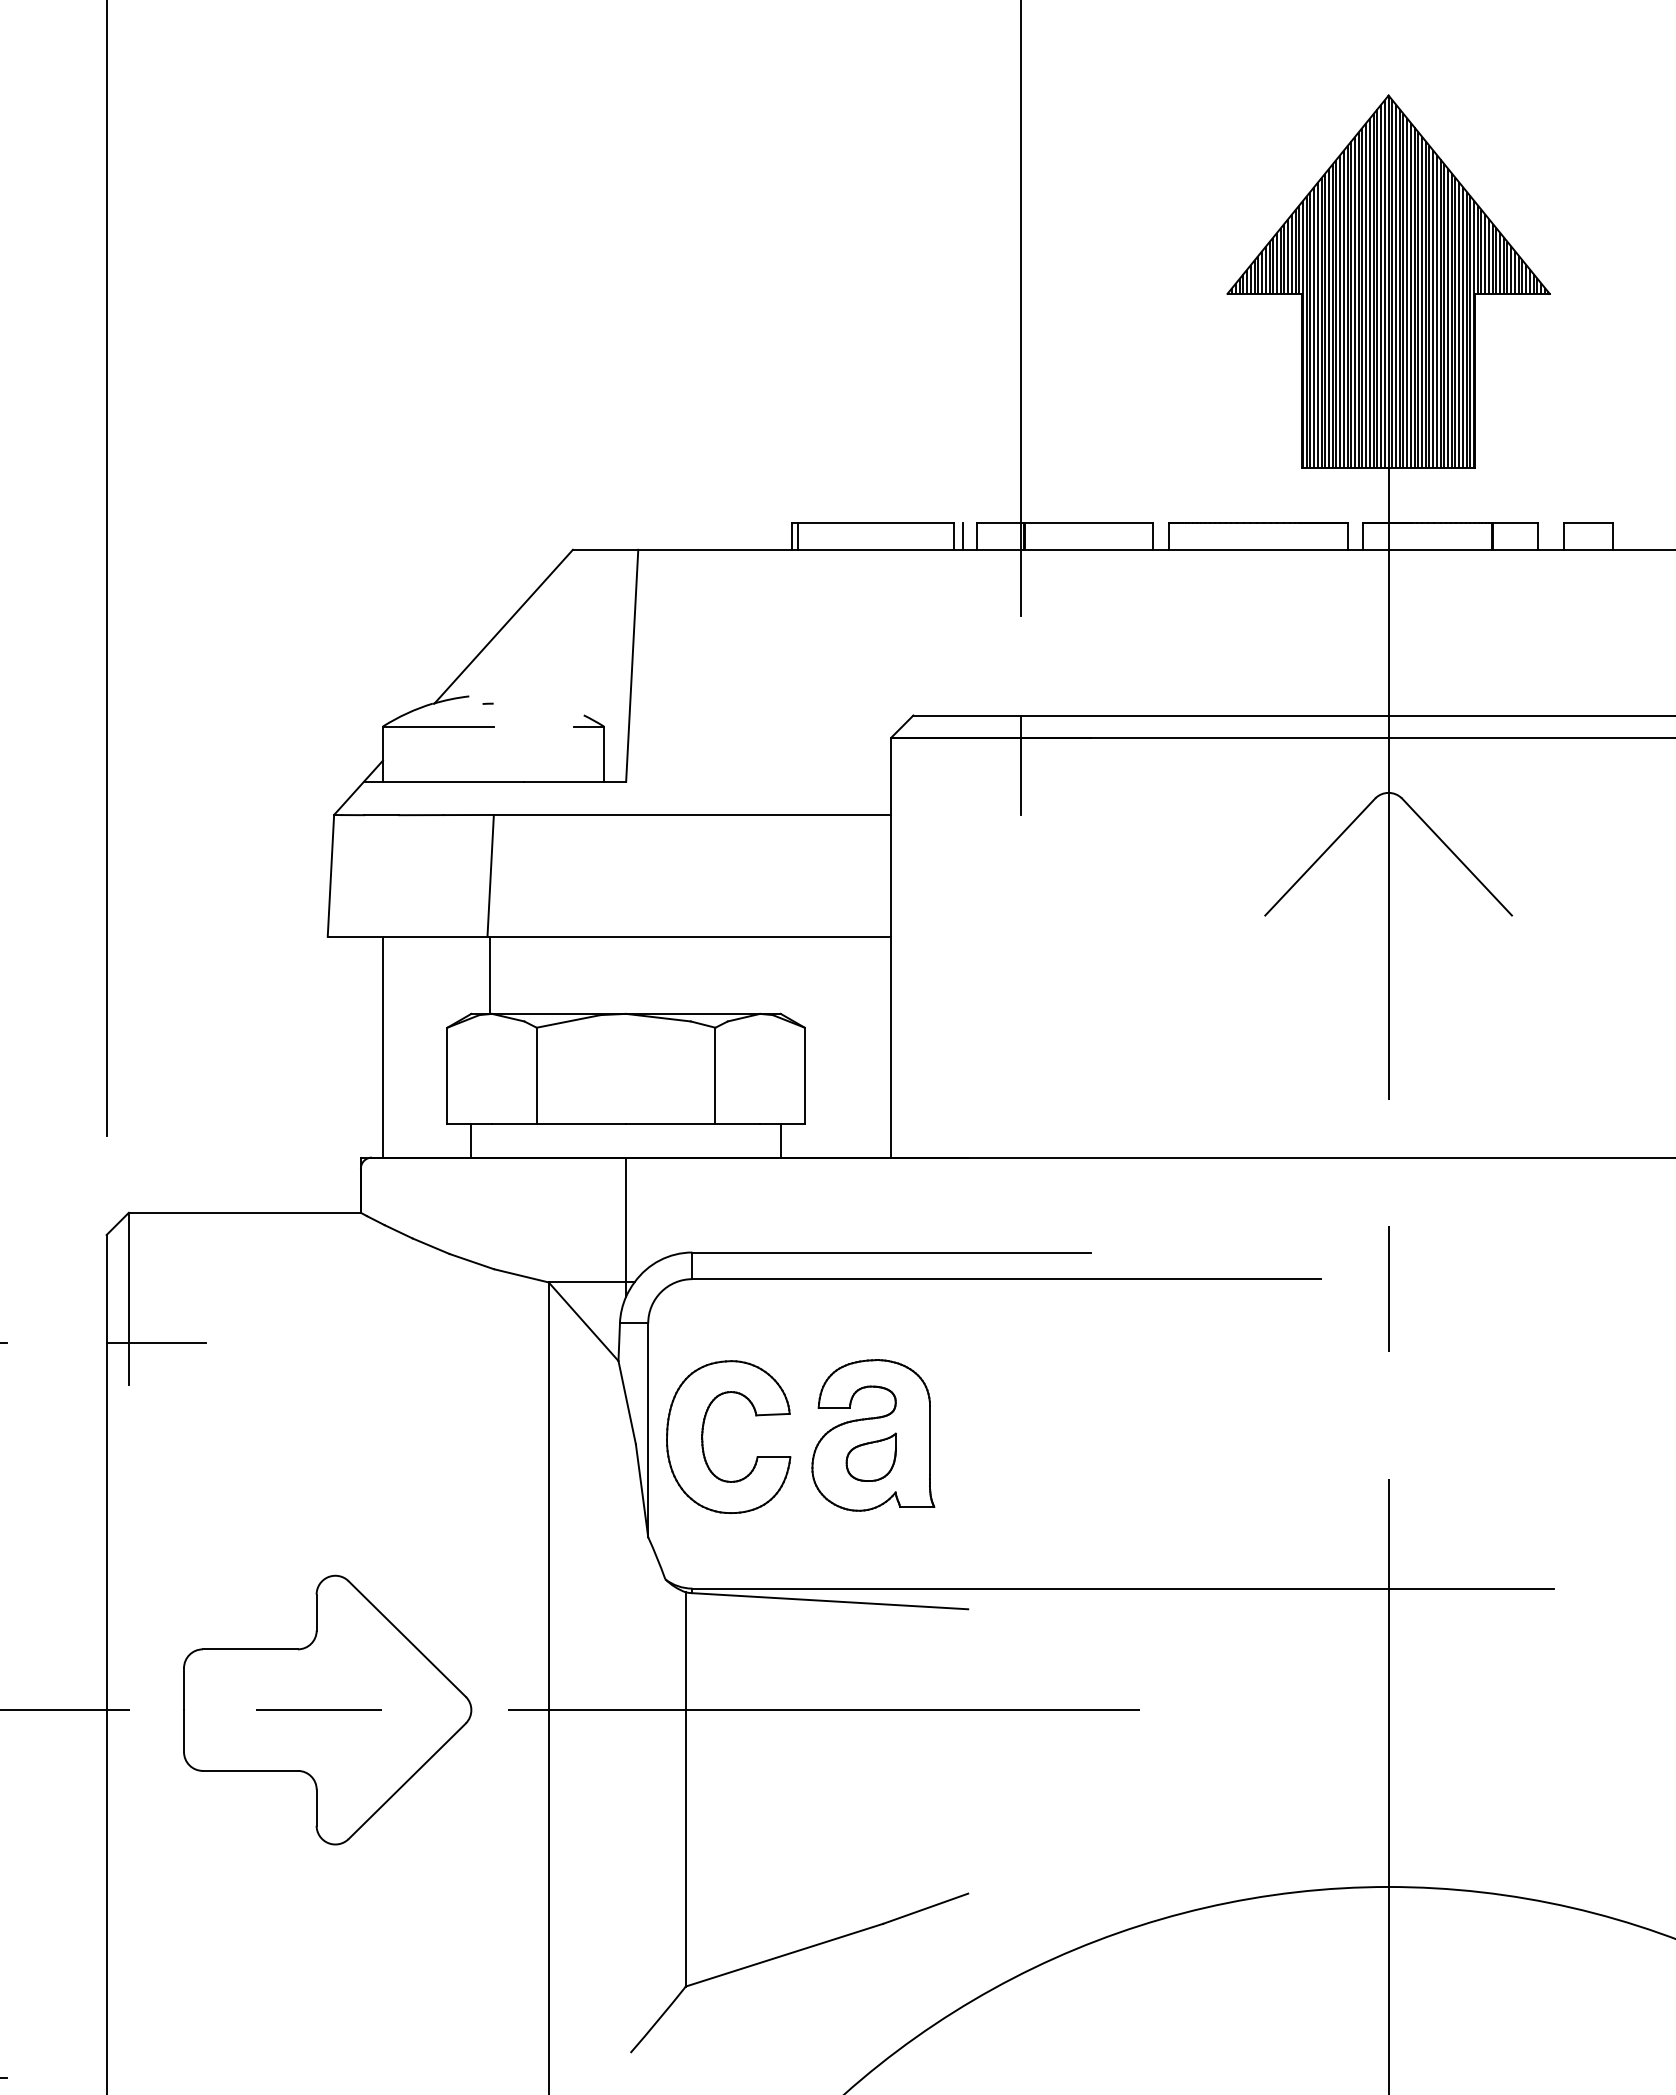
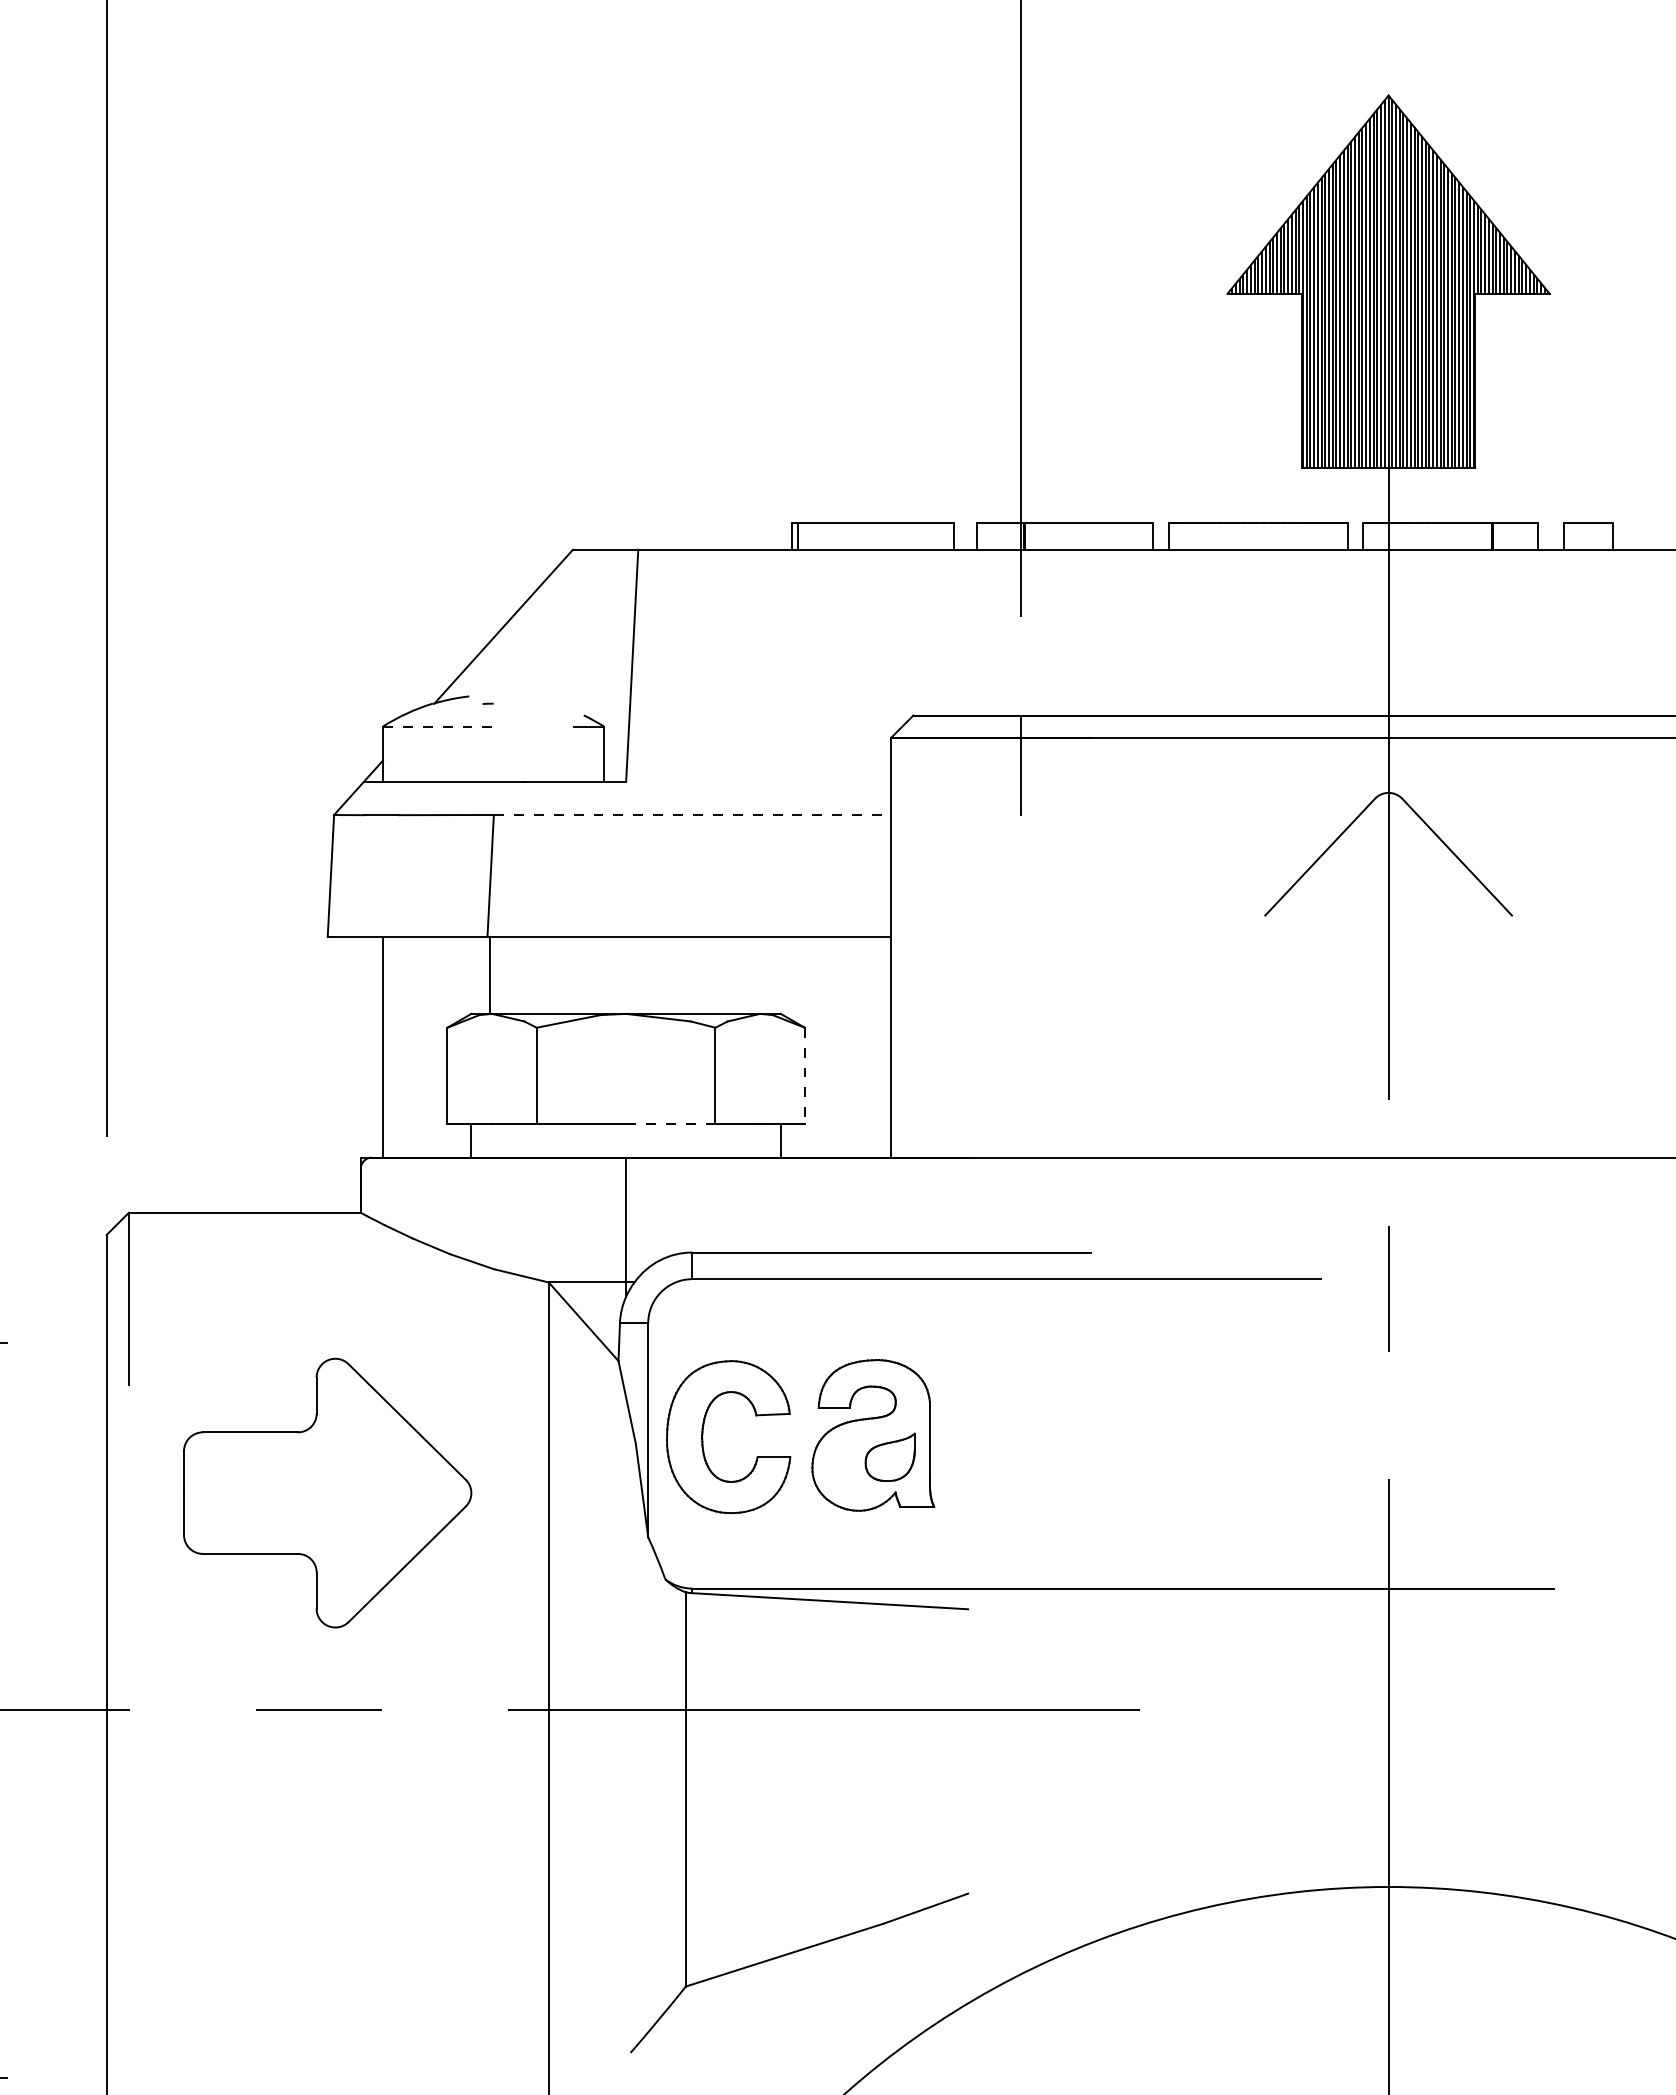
line: present -> none (962, 536)
line: solid -> dashed (438, 726)
line: solid -> dashed (692, 814)
line: solid -> dashed (804, 1076)
line: solid -> dashed (670, 1124)
line: present -> none (156, 1342)
part position: (870, 1456) -> (889, 1456) (889, 1456)
part position: (327, 1709) -> (327, 1492) (327, 1492)
